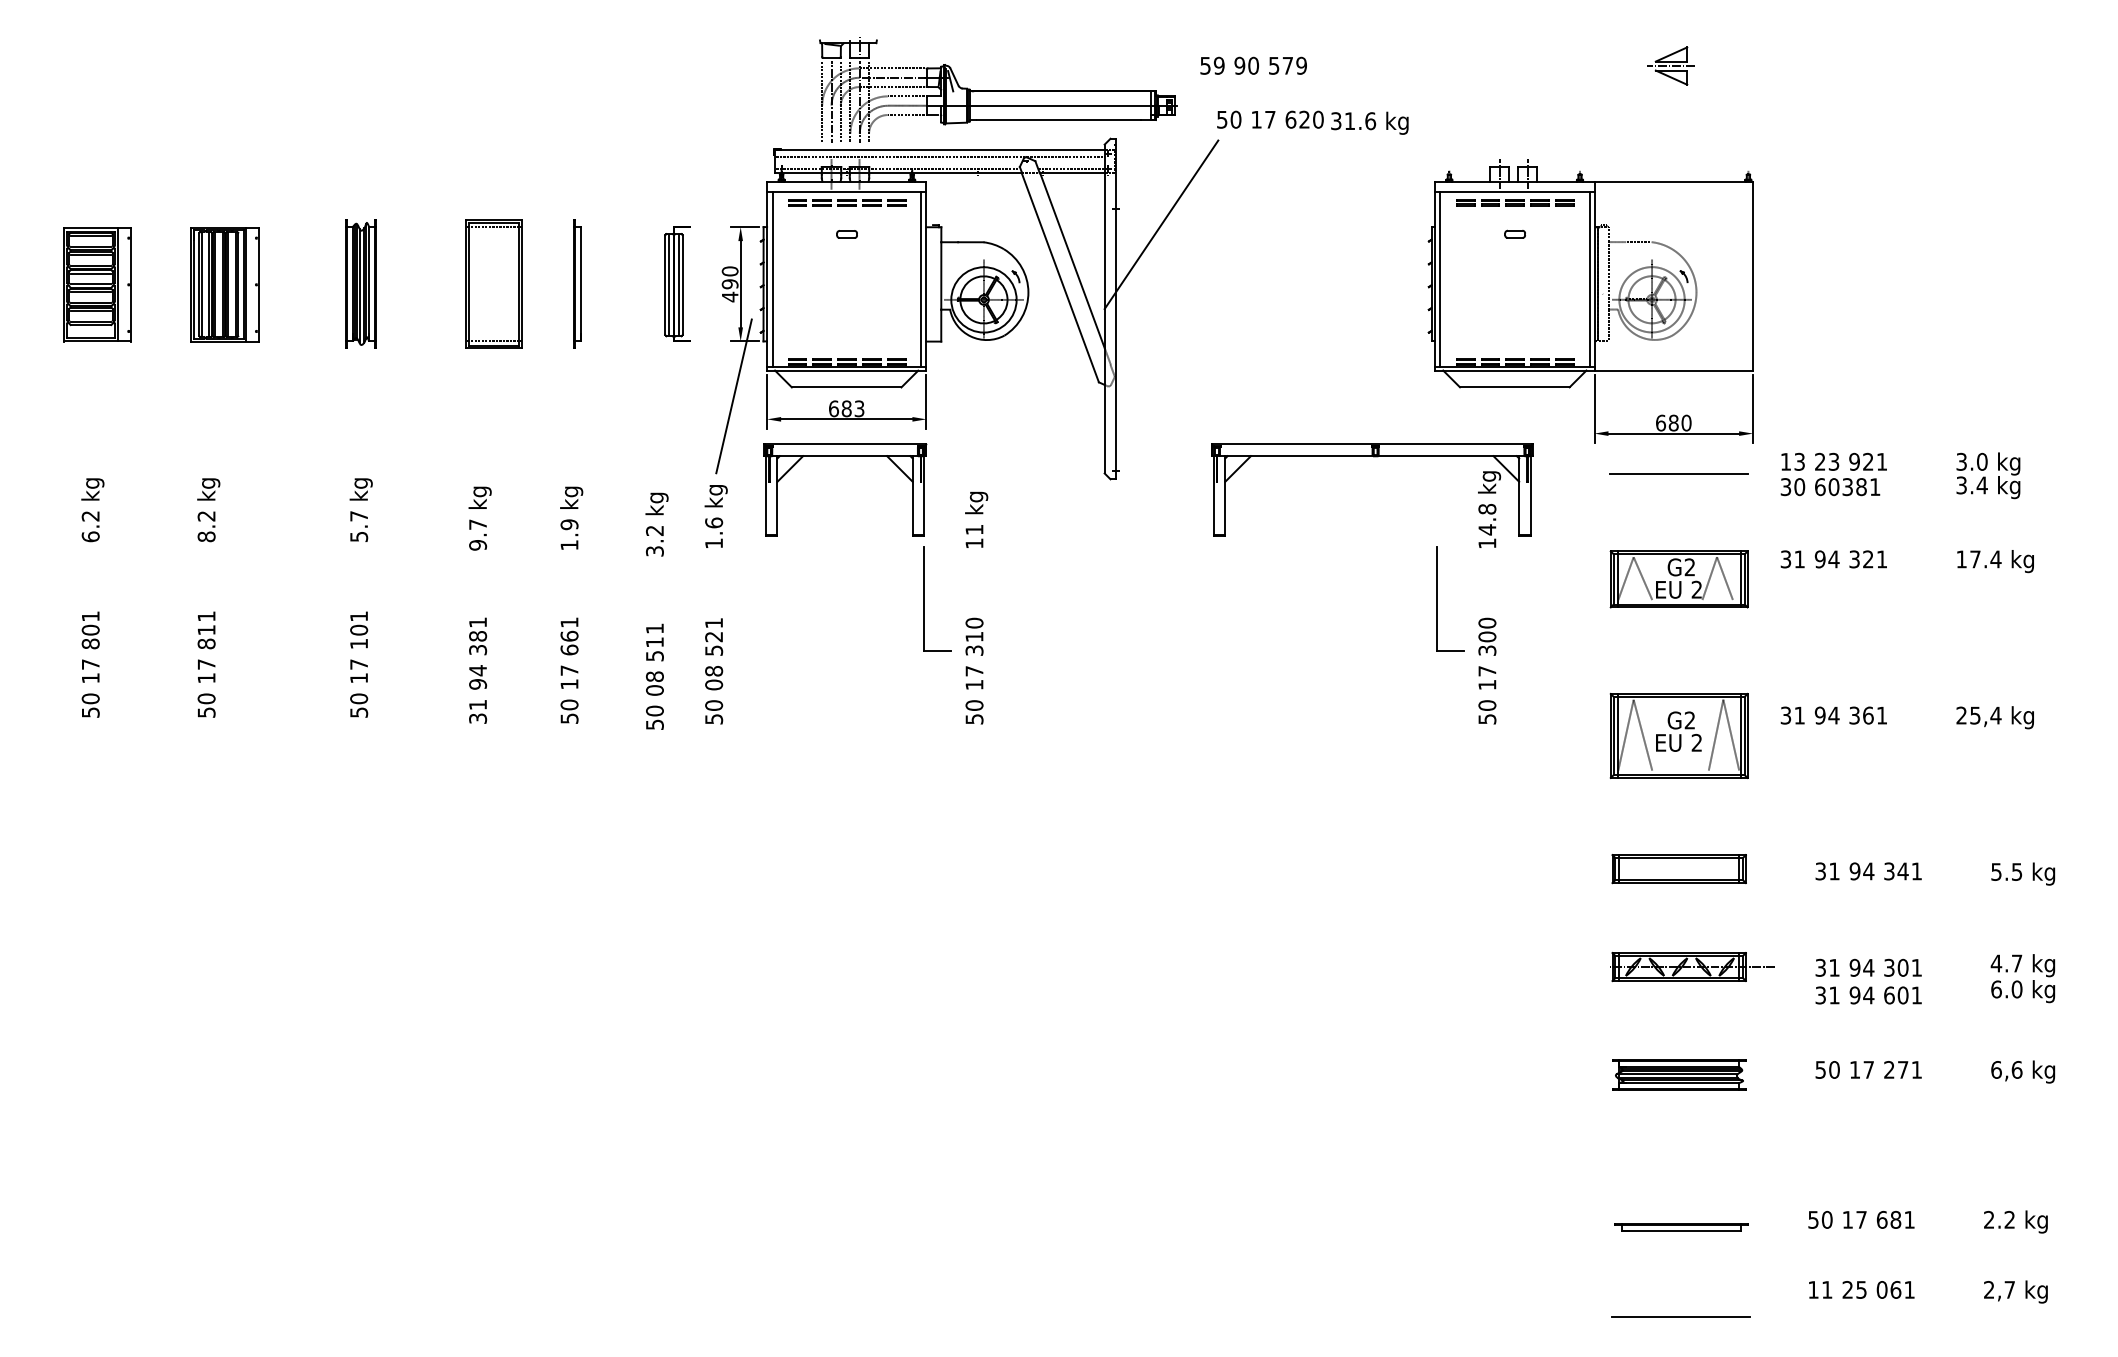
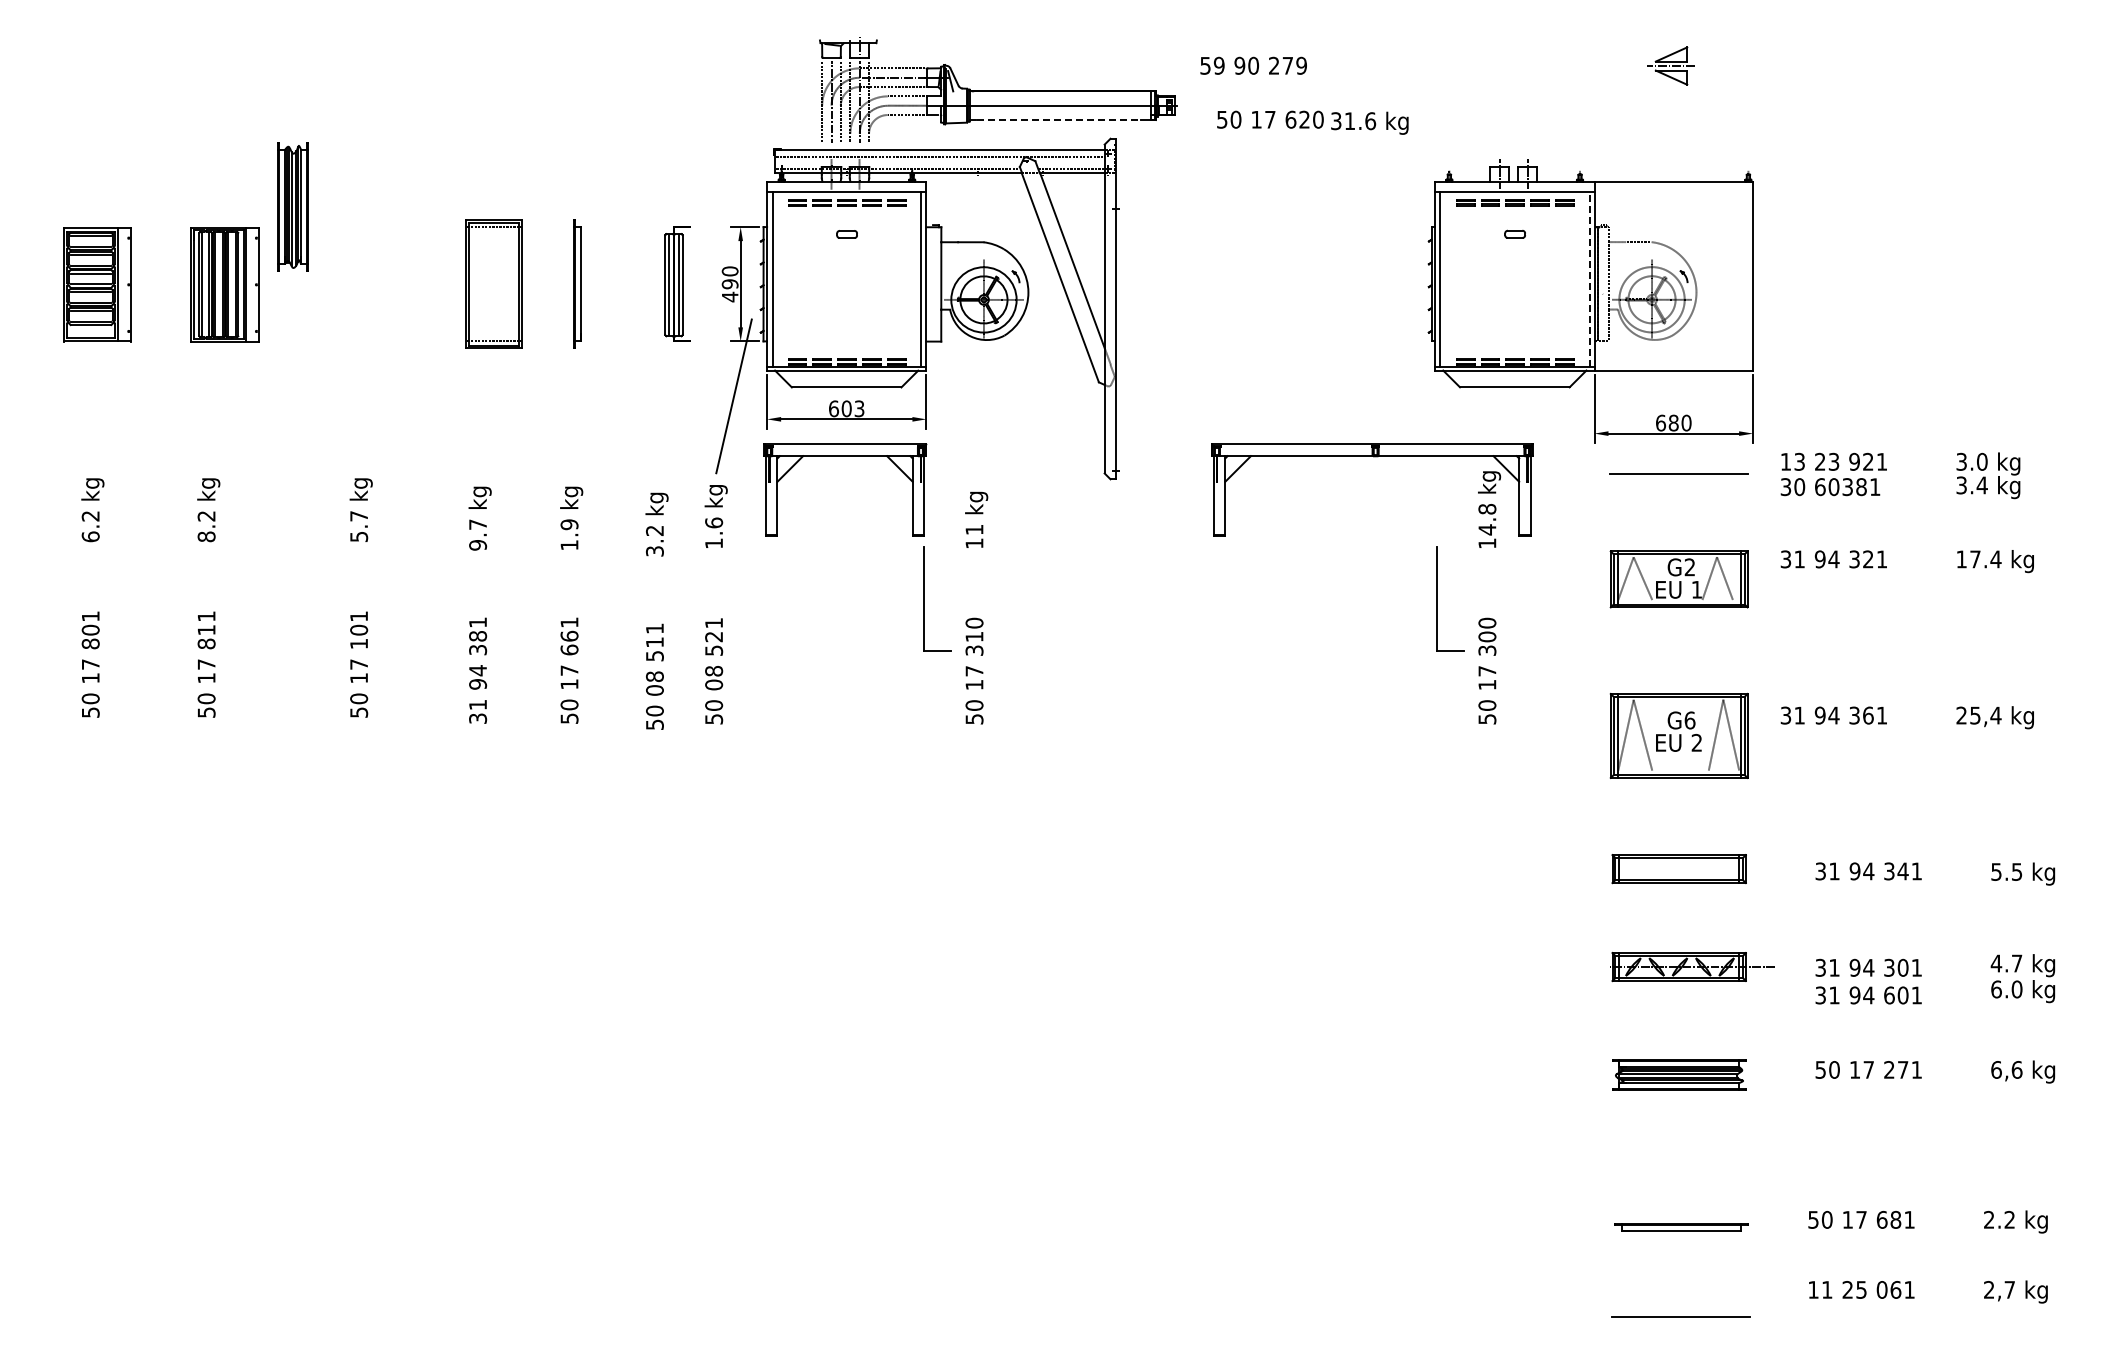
text: 579 -> 279 (1274, 65)
line: solid -> dashed (1059, 120)
line: present -> none (1161, 224)
line: solid -> dashed (1589, 279)
part position: (360, 283) -> (292, 206) (292, 206)
text: 683 -> 603 (846, 408)
text: 2 -> 1 (1696, 589)
text: G2 -> G6 (1689, 720)
